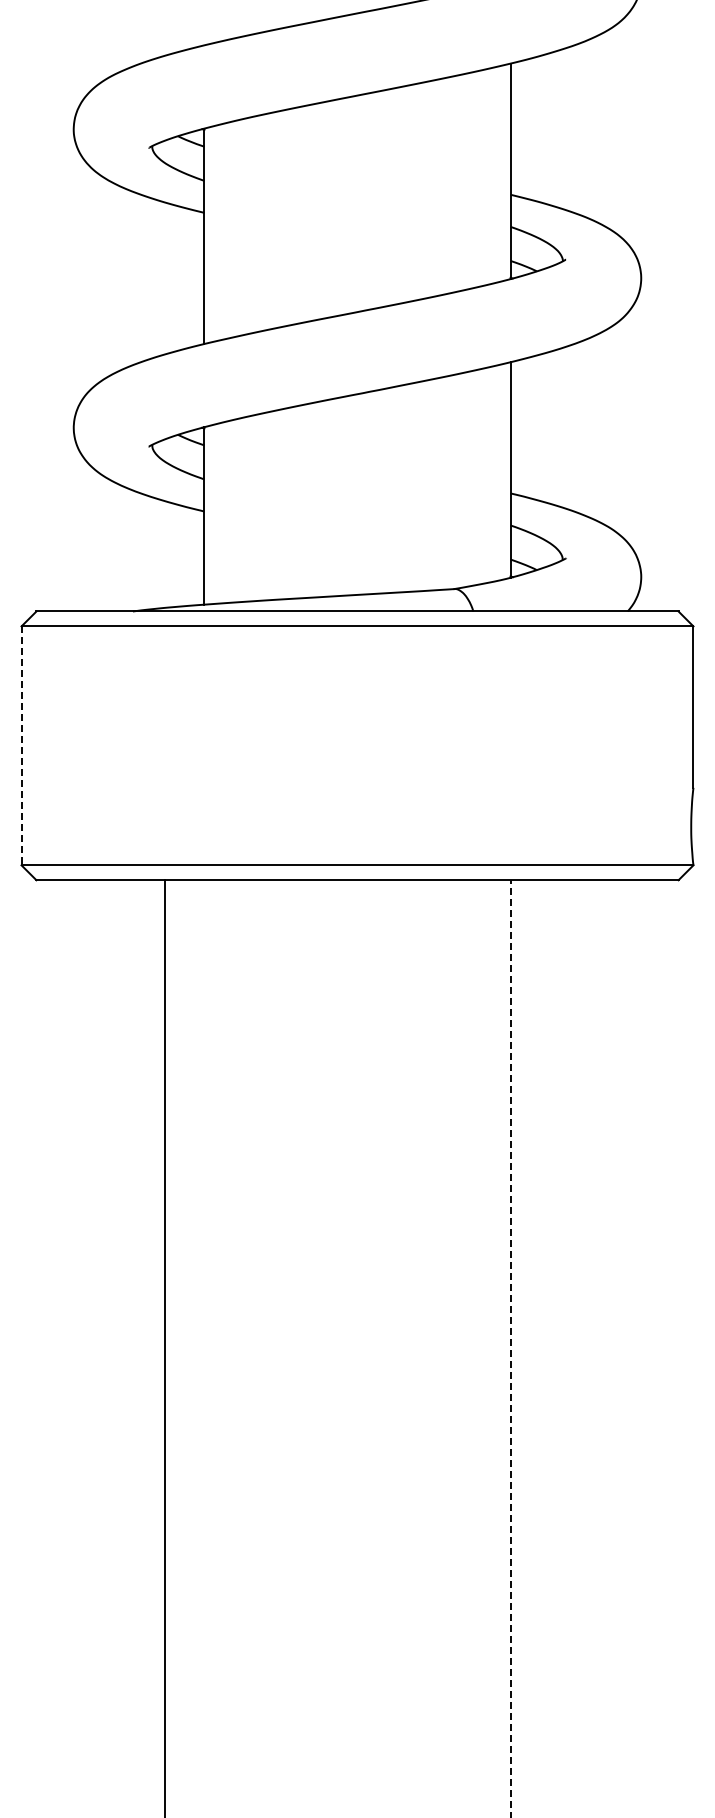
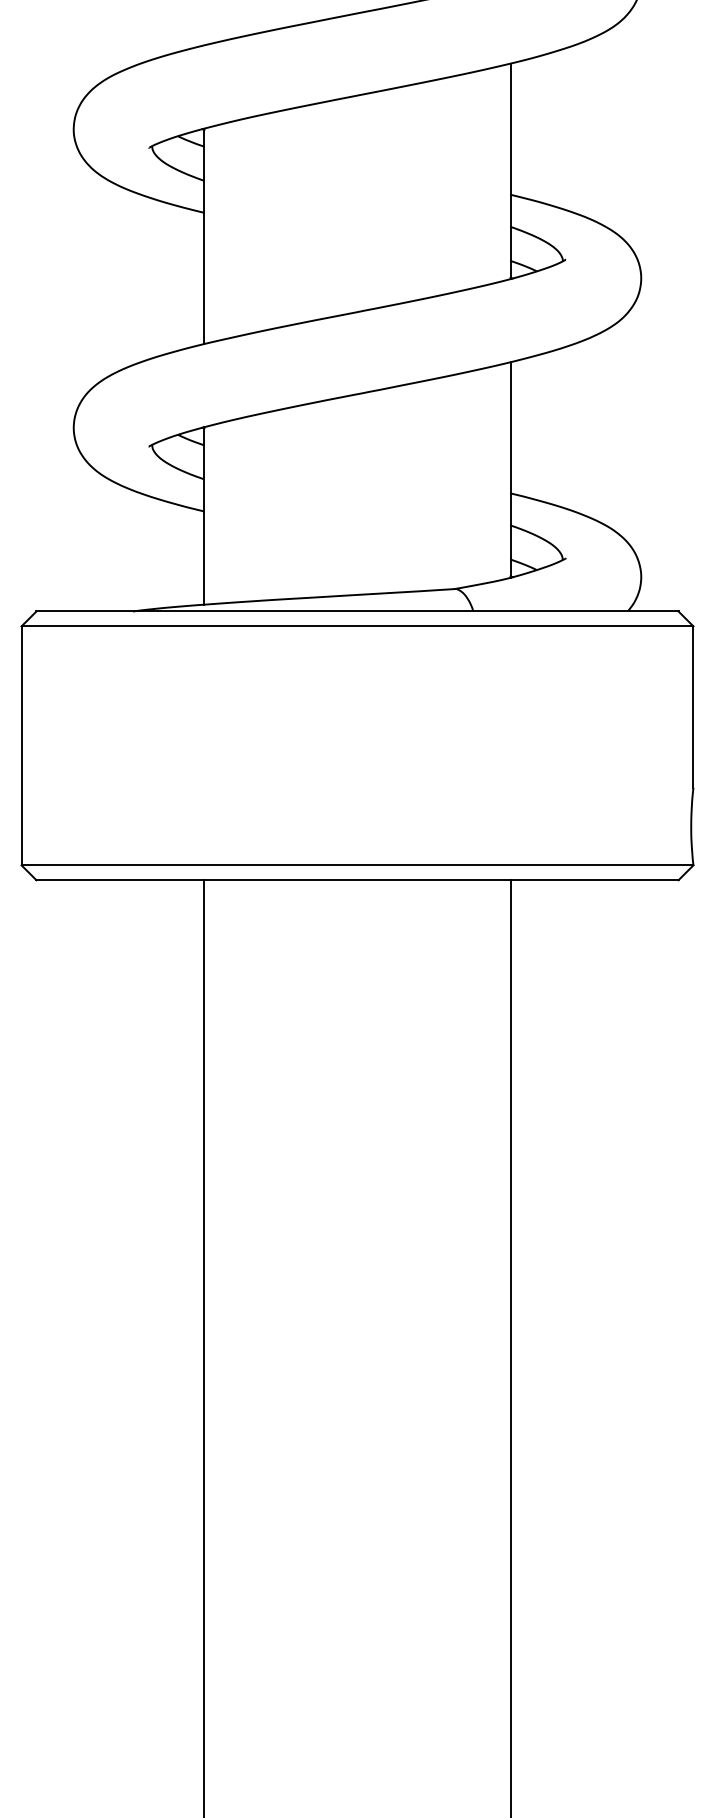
line: dashed -> solid (21, 746)
line position: (165, 1347) -> (204, 1347) (204, 1347)
line: dashed -> solid (510, 1348)
